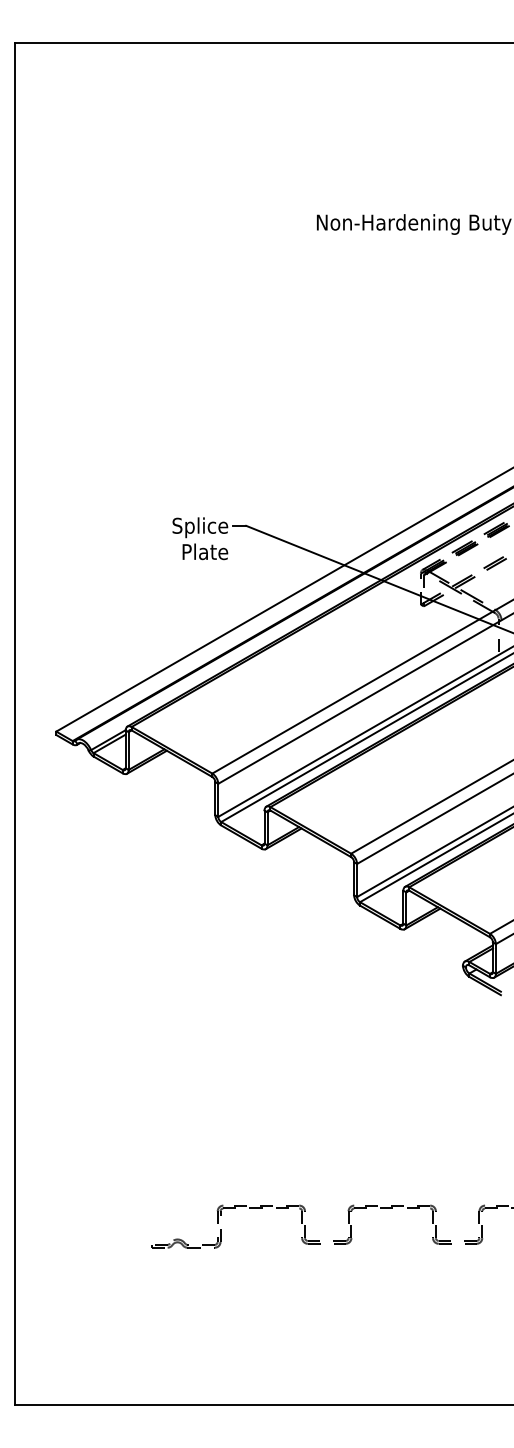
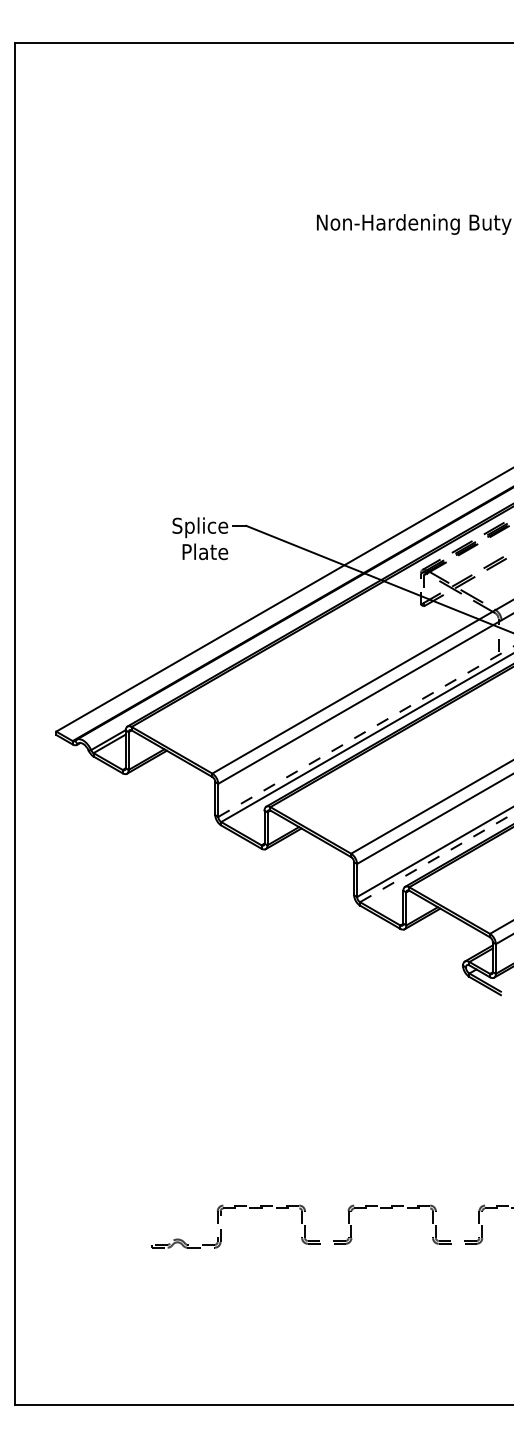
line: solid -> dashed (366, 731)
line: solid -> dashed (437, 857)
